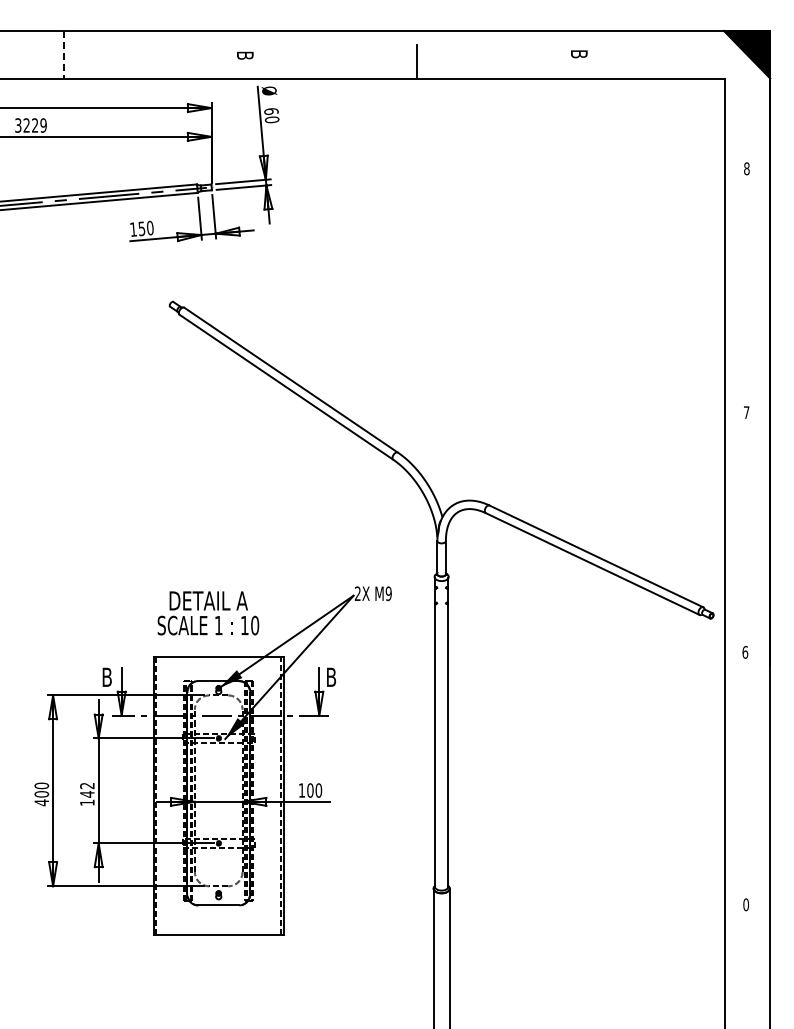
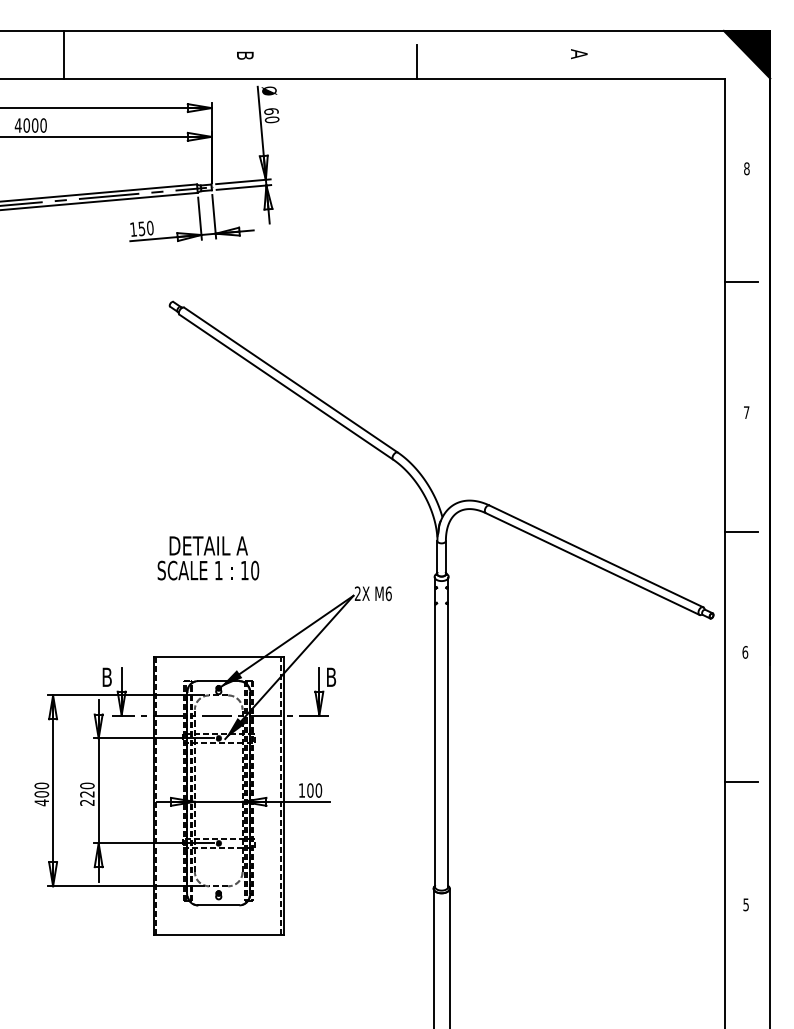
line: dashed -> solid (64, 54)
text: B -> A (579, 54)
text: 3229 -> 4000 (30, 125)
line: none -> present (741, 282)
line: none -> present (741, 532)
text: M9 -> M6 (388, 593)
text position: (208, 613) -> (208, 558) (208, 558)
line: none -> present (741, 782)
text: 142 -> 220 (87, 793)
text: 0 -> 5 (746, 904)
